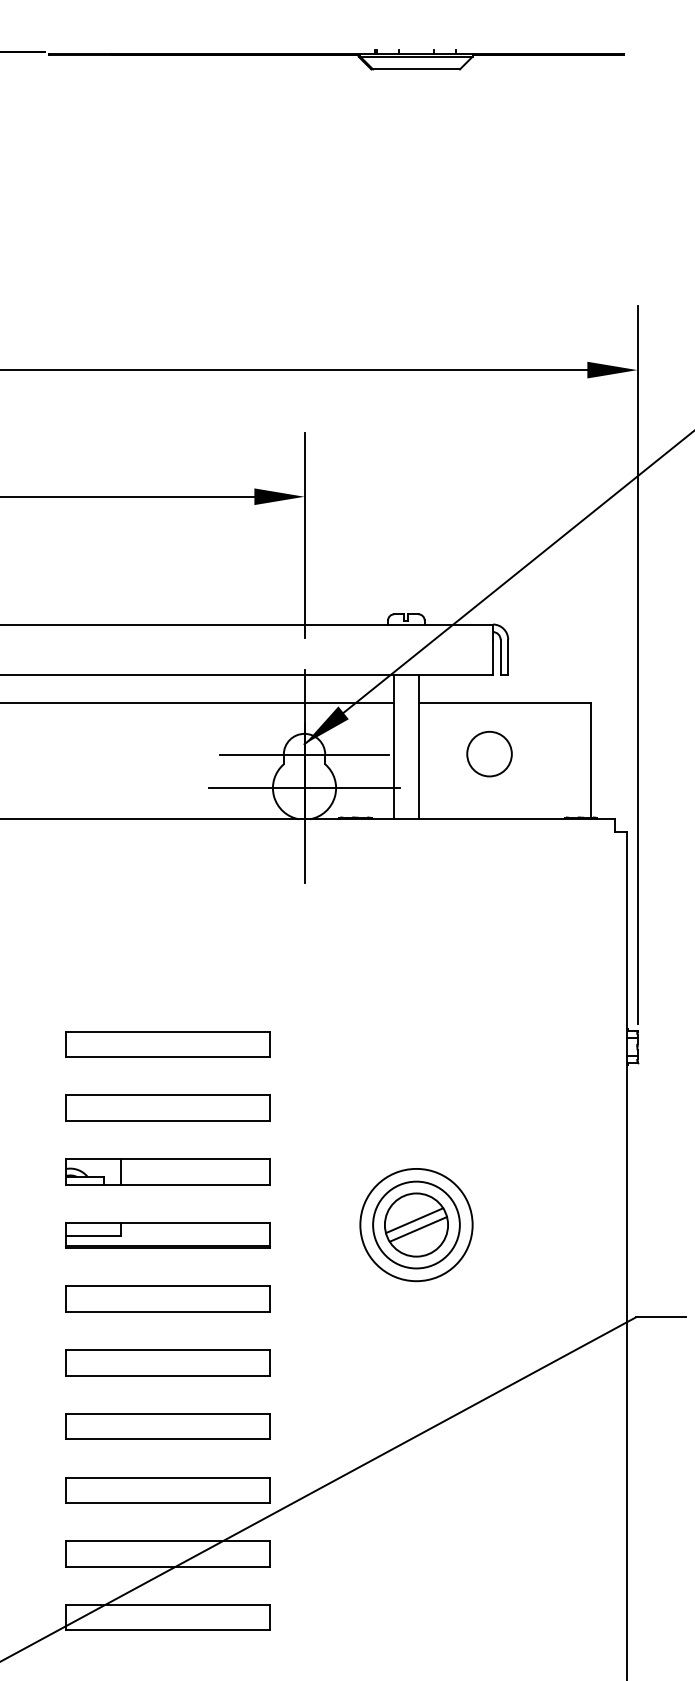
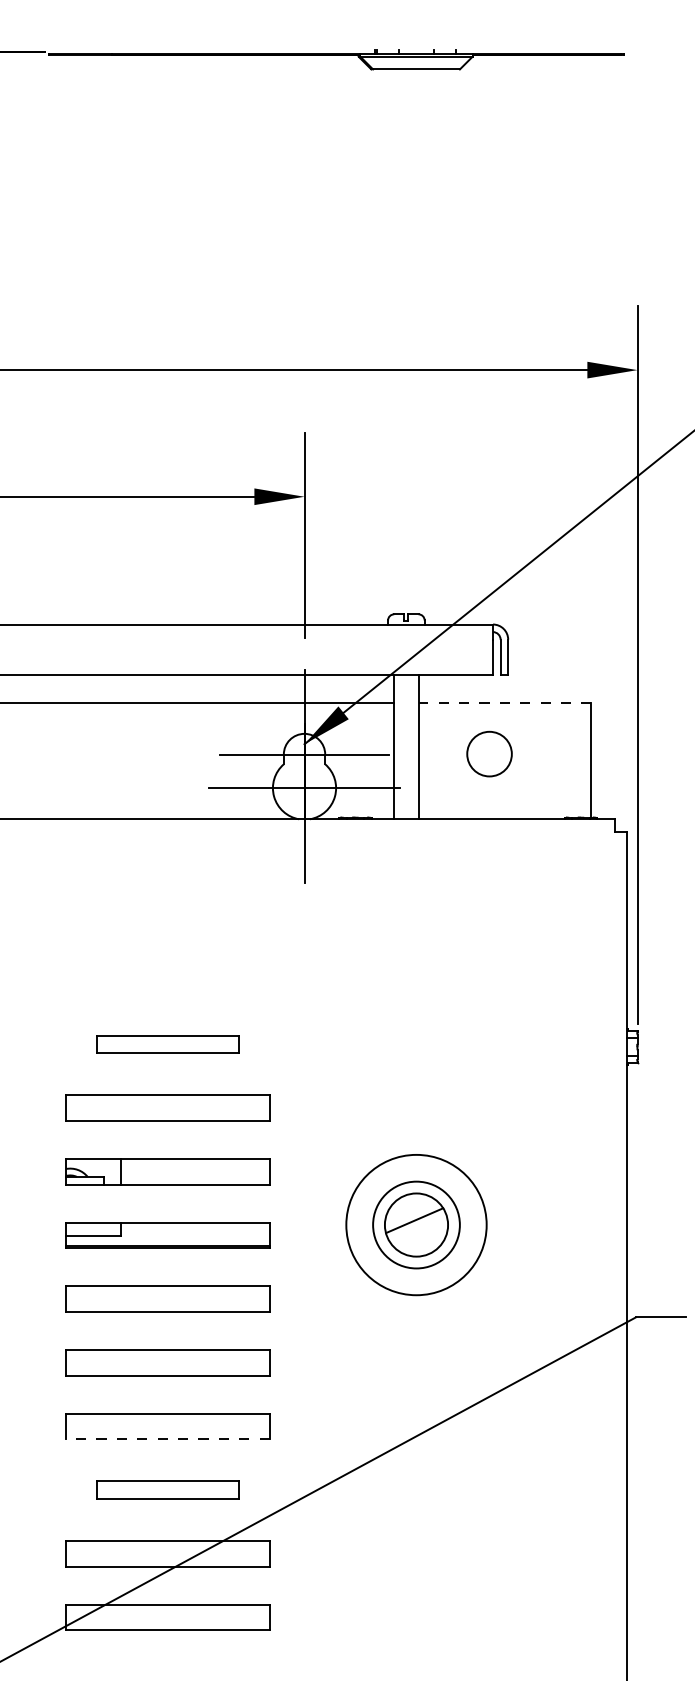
line: solid -> dashed (504, 703)
part size: 206x27 px -> 144x19 px (167, 1044)
circle diameter: 112 px -> 140 px (416, 1224)
line: present -> none (418, 1229)
line: solid -> dashed (167, 1439)
part size: 206x27 px -> 144x20 px (167, 1489)
